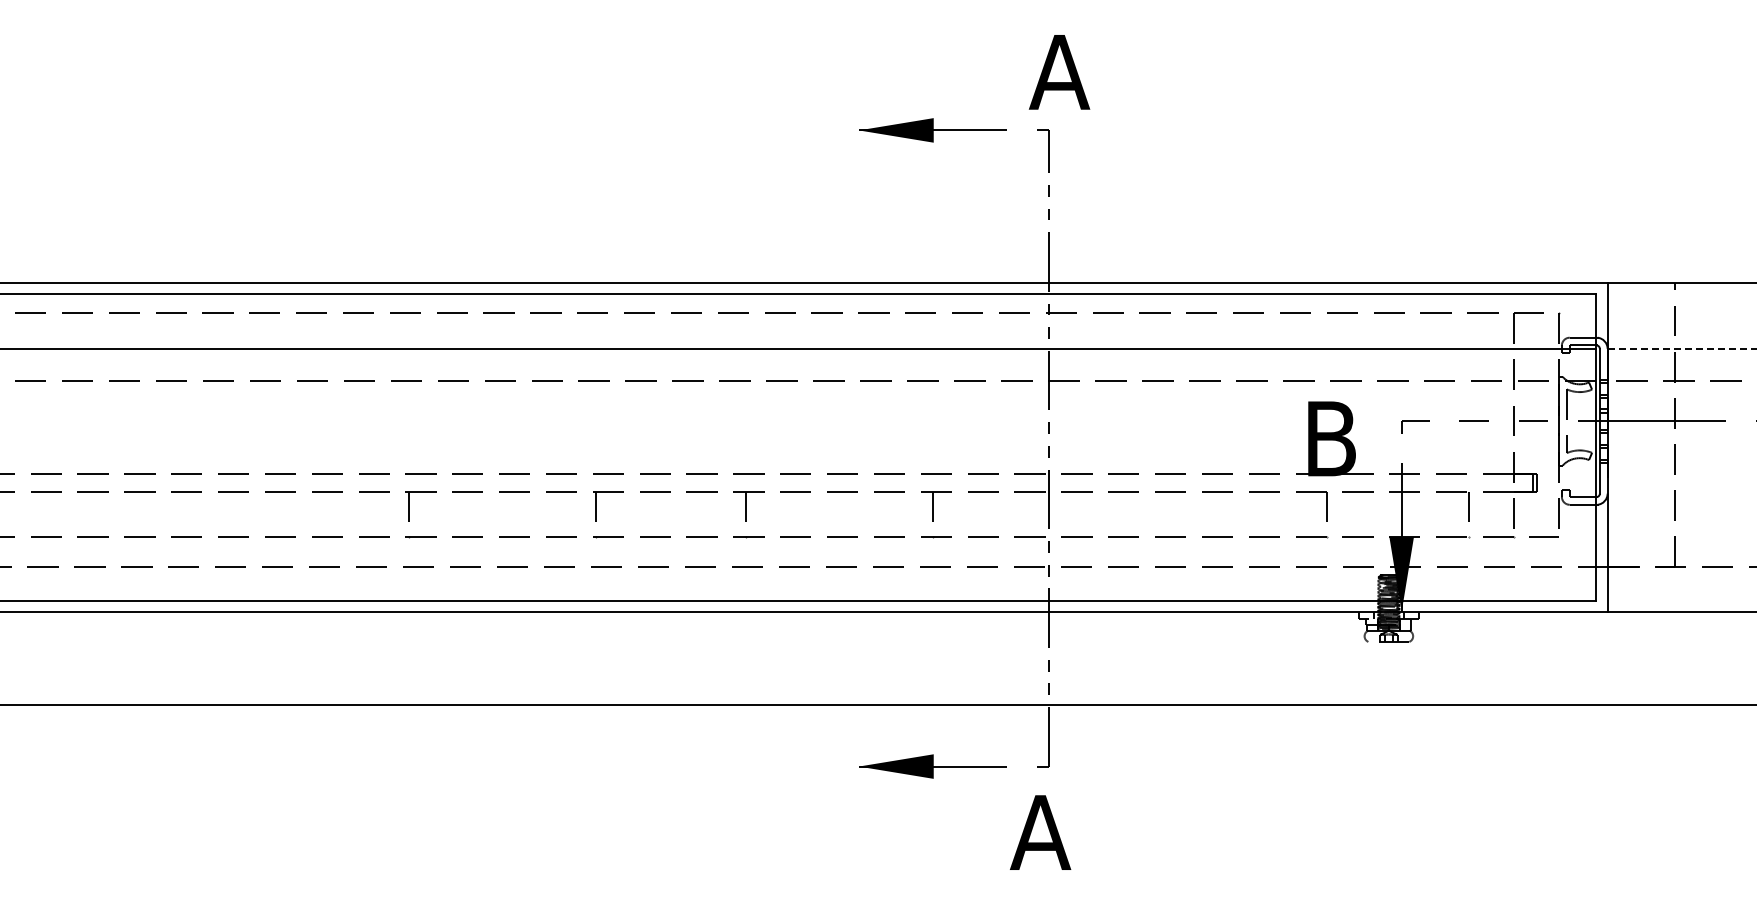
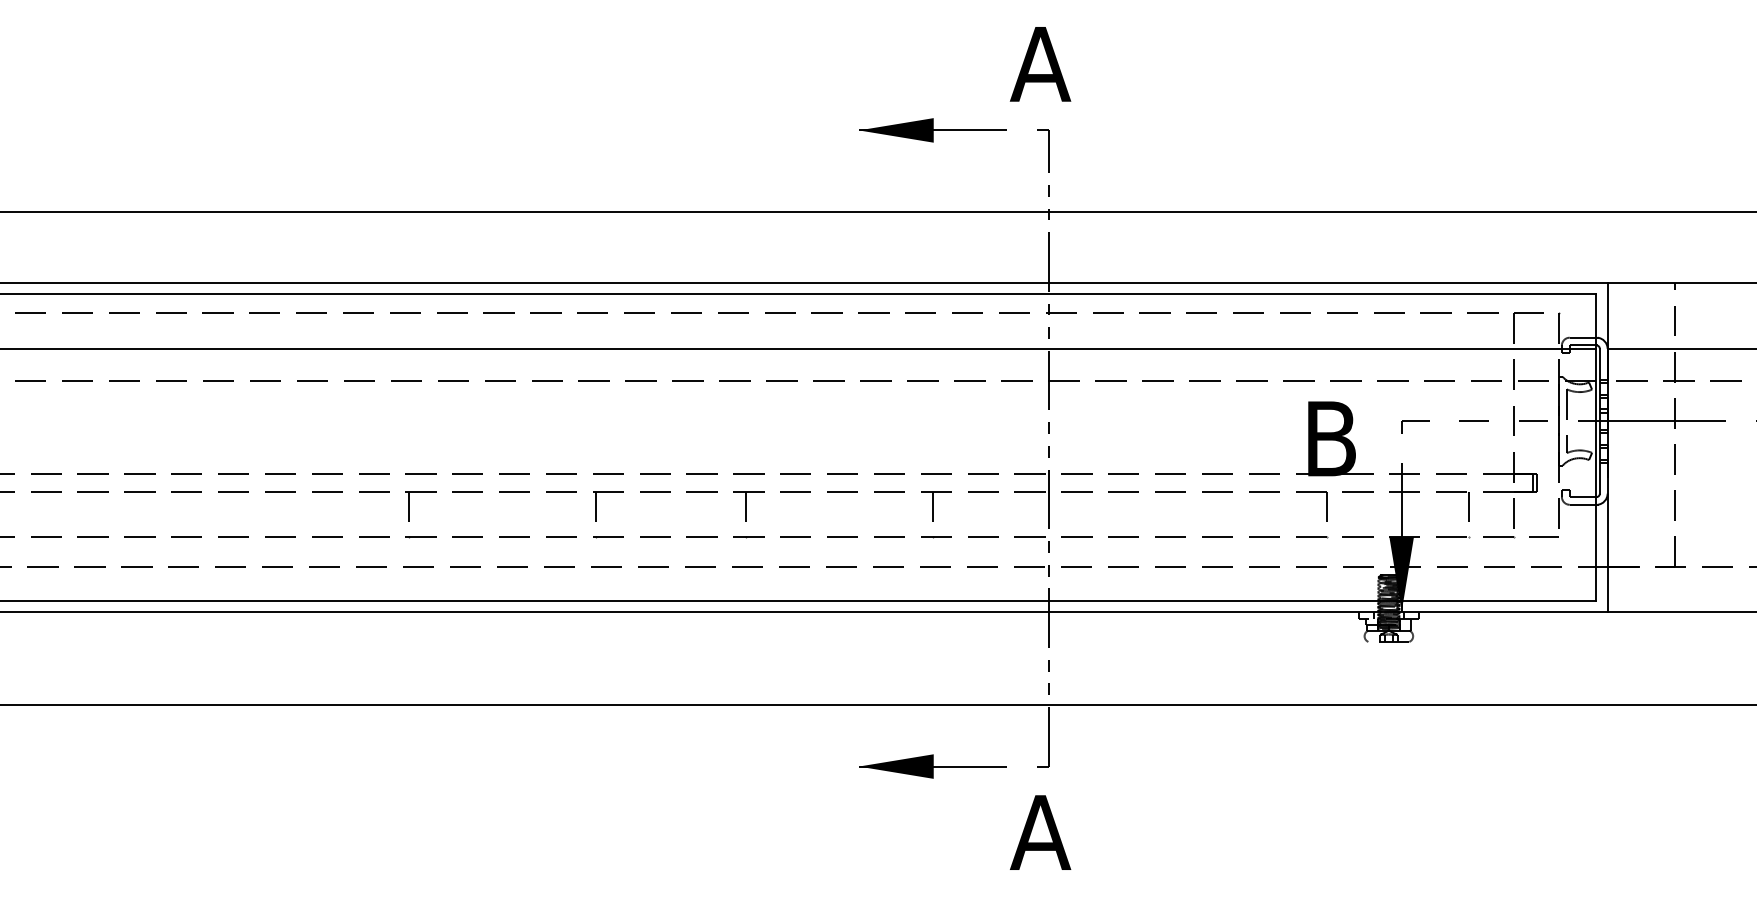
text position: (1059, 72) -> (1040, 64) (1040, 64)
line: none -> present (877, 211)
line: dashed -> solid (1682, 348)
